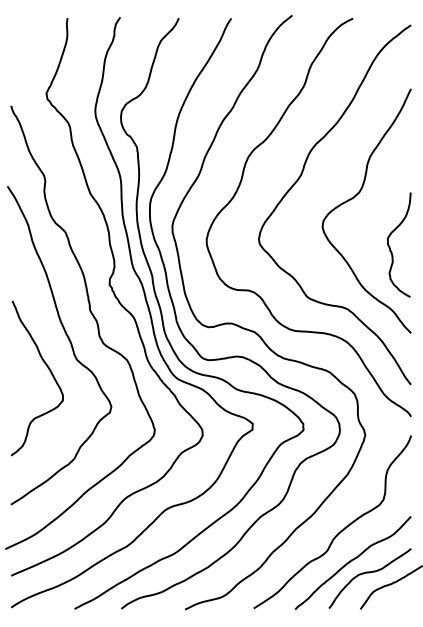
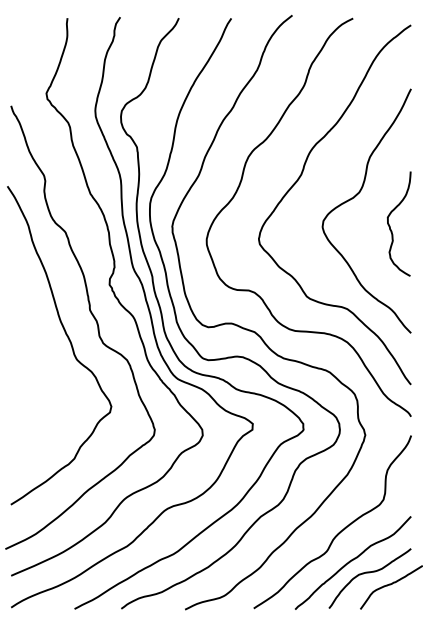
curve position: (390, 246) -> (390, 225) (390, 225)
curve: present -> none (49, 371)
